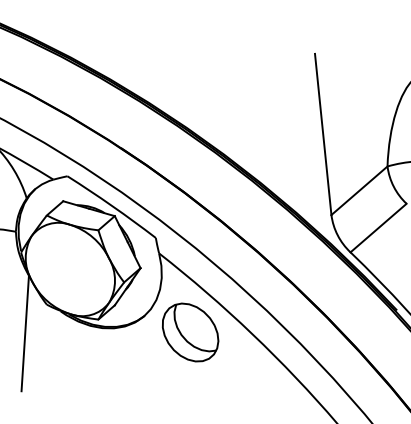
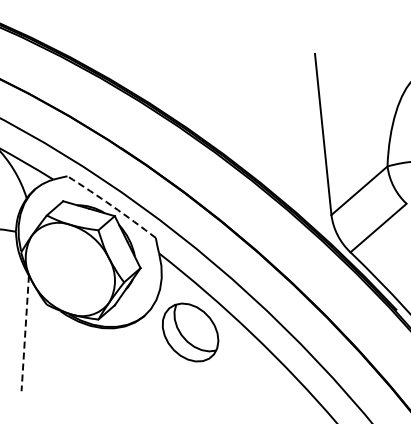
arc: solid -> dashed (112, 206)
line: solid -> dashed (25, 333)
